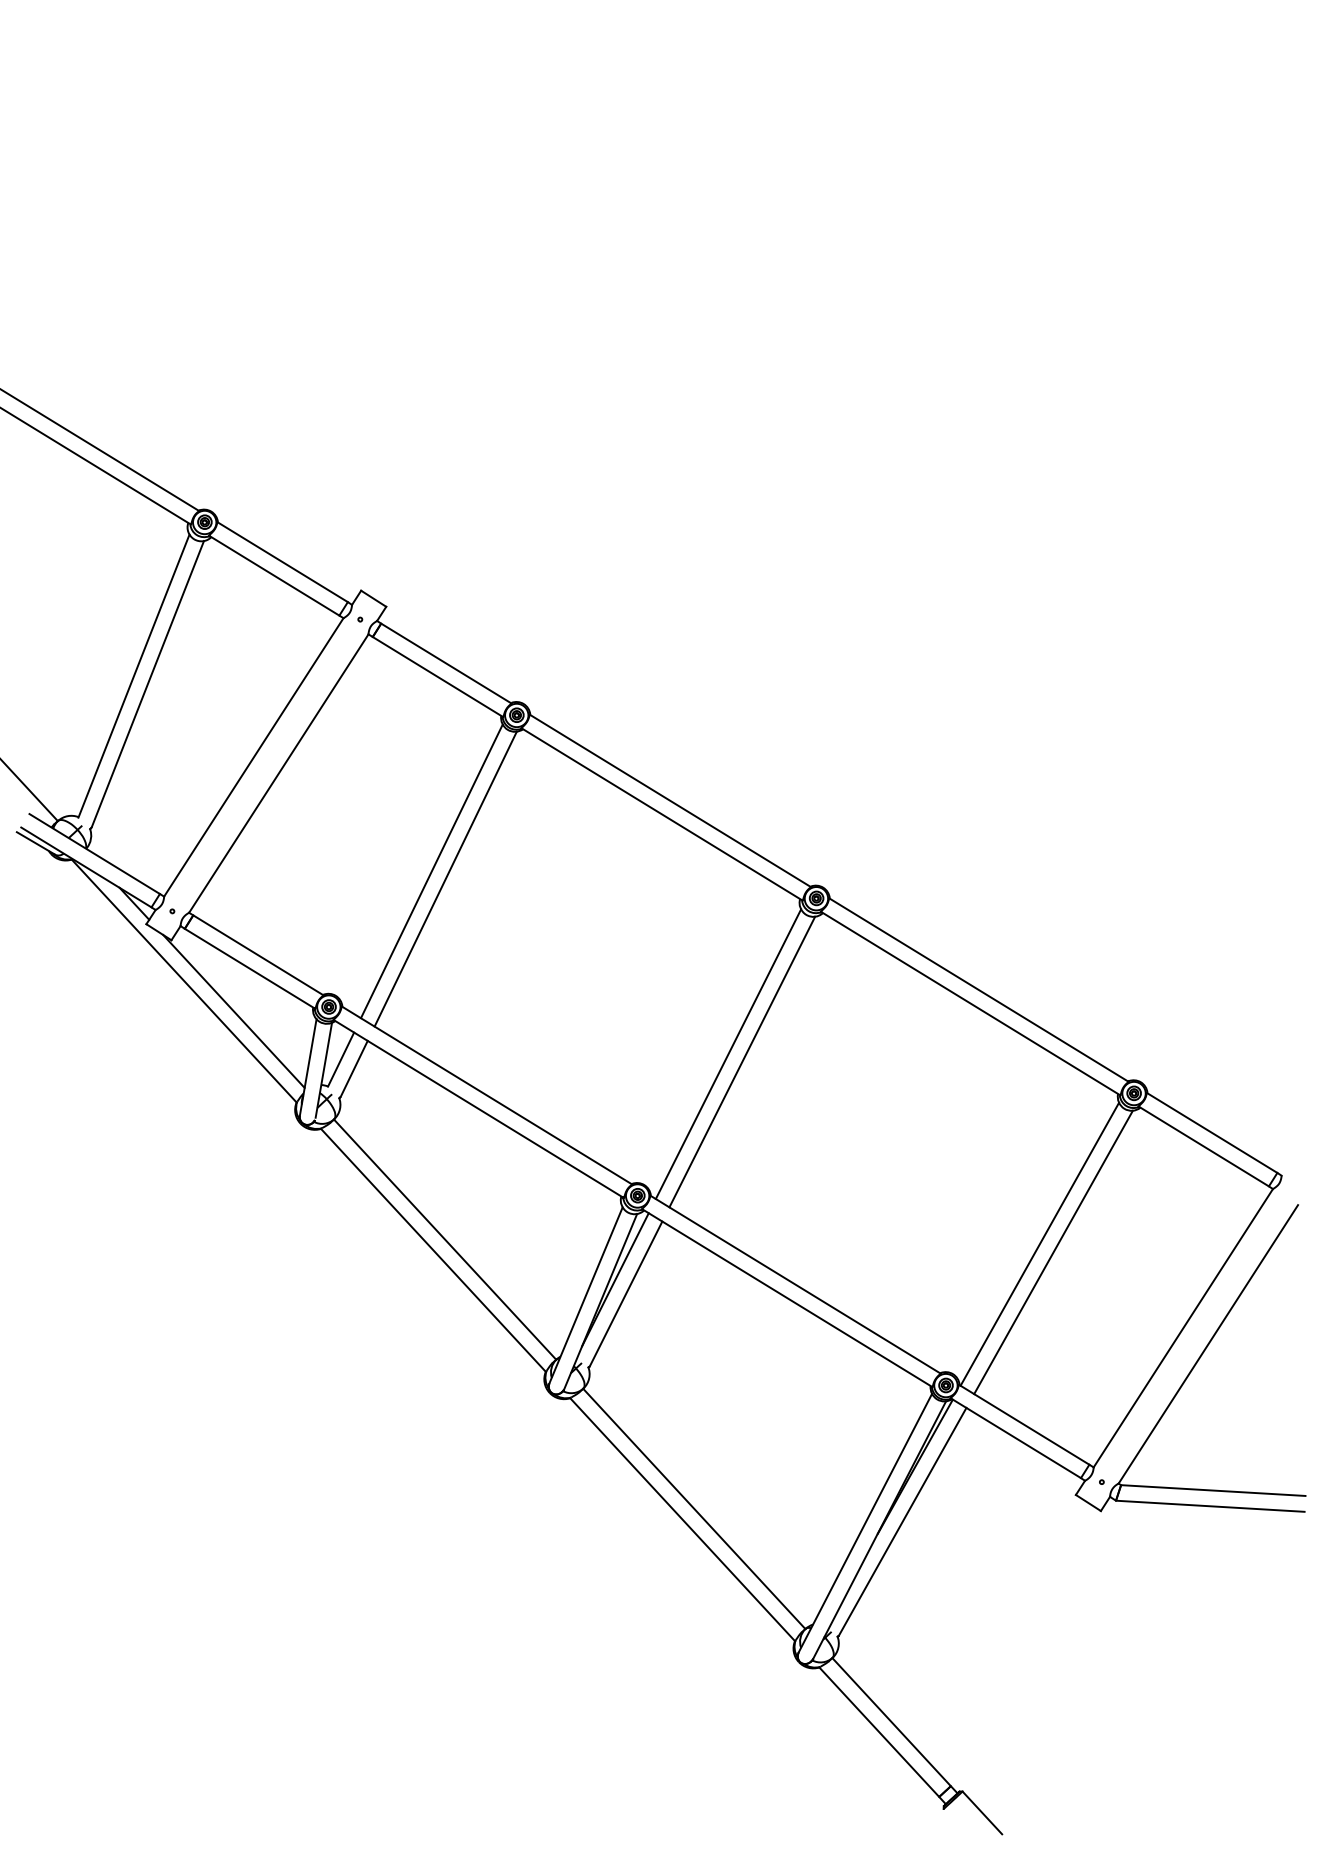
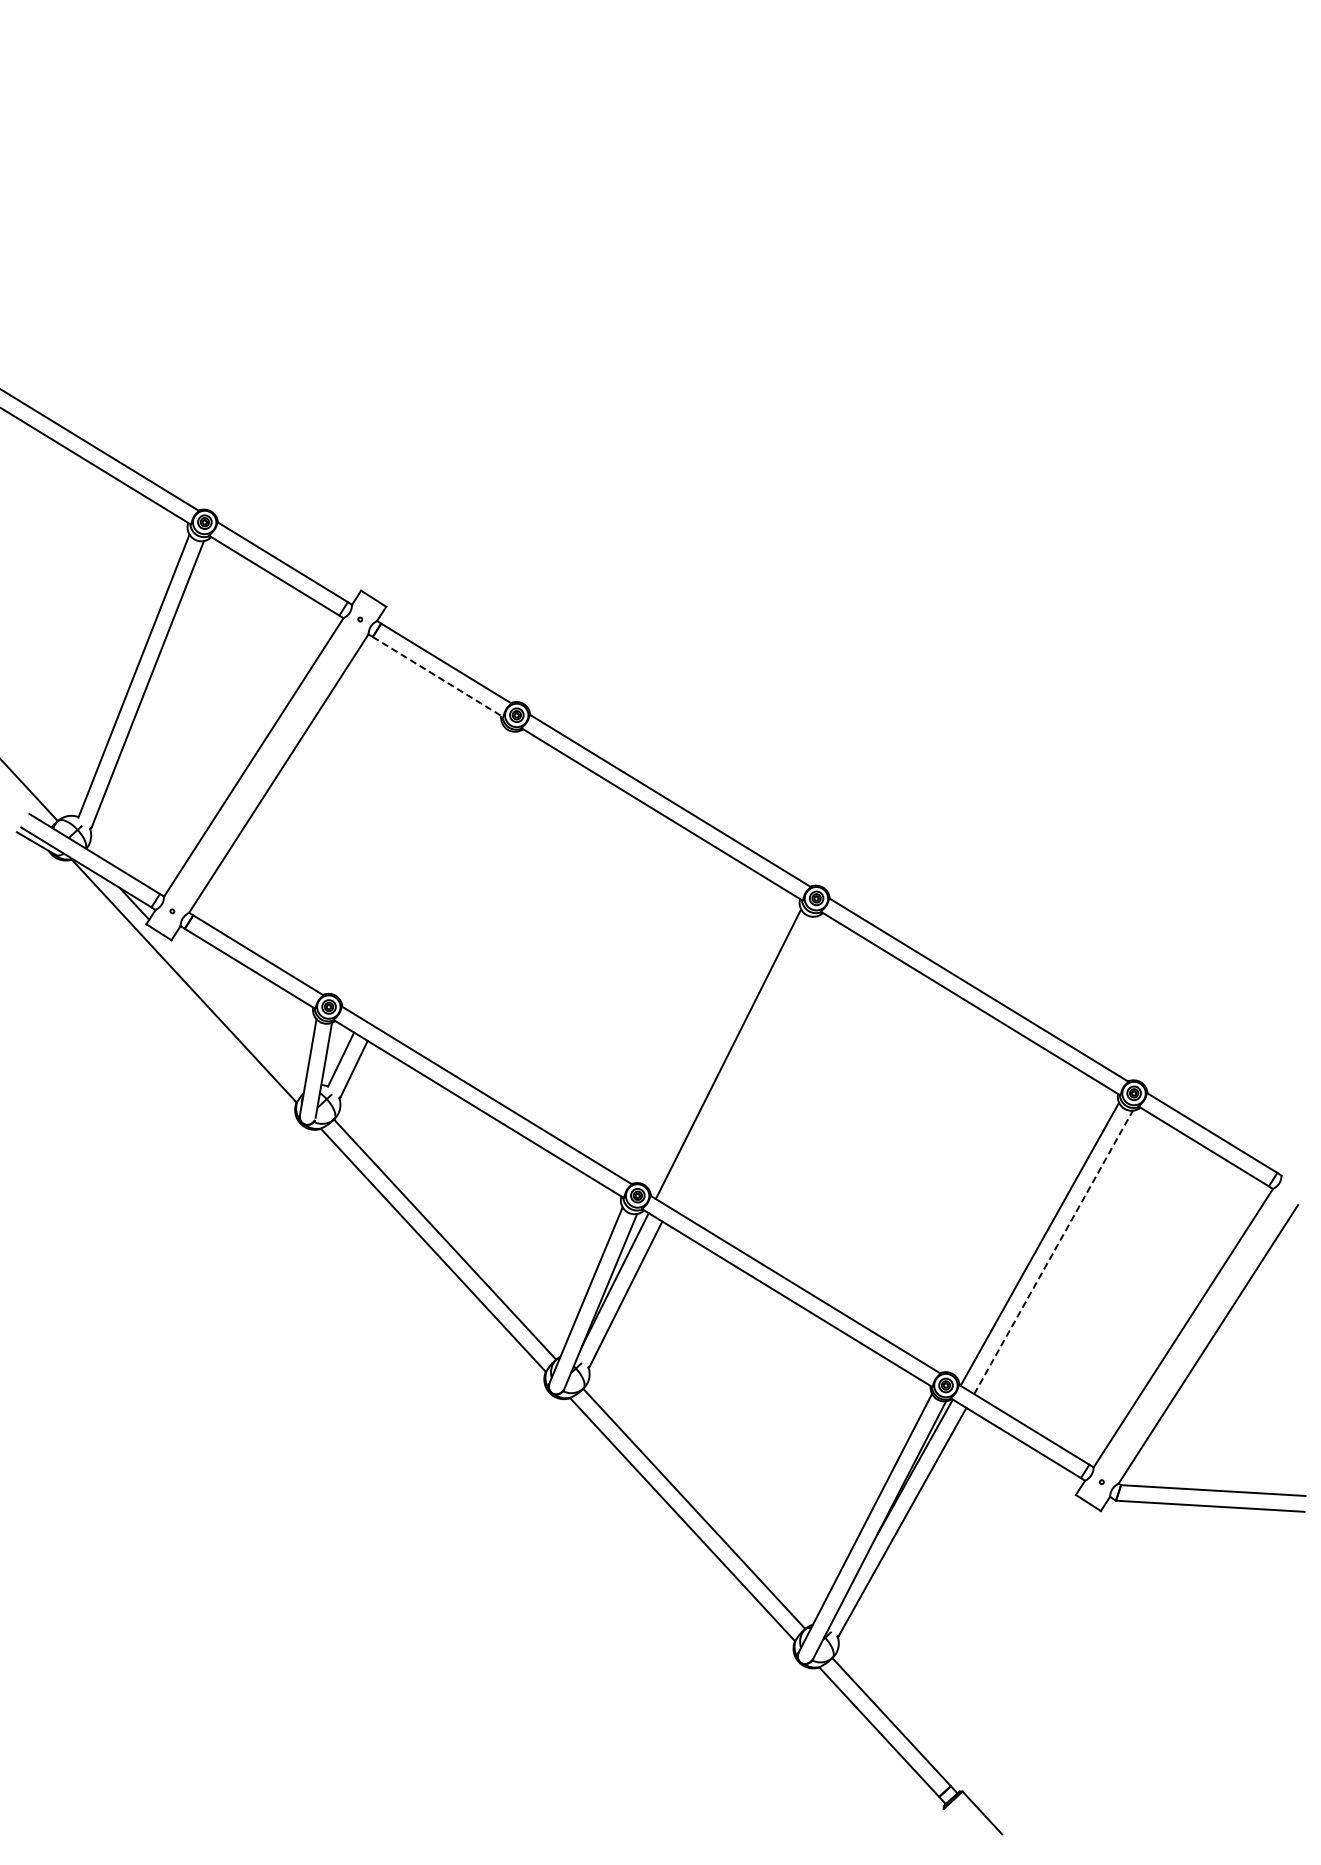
line: solid -> dashed (438, 677)
line: present -> none (431, 871)
line: present -> none (445, 878)
line: present -> none (233, 1011)
line: present -> none (742, 1061)
line: solid -> dashed (1053, 1252)
